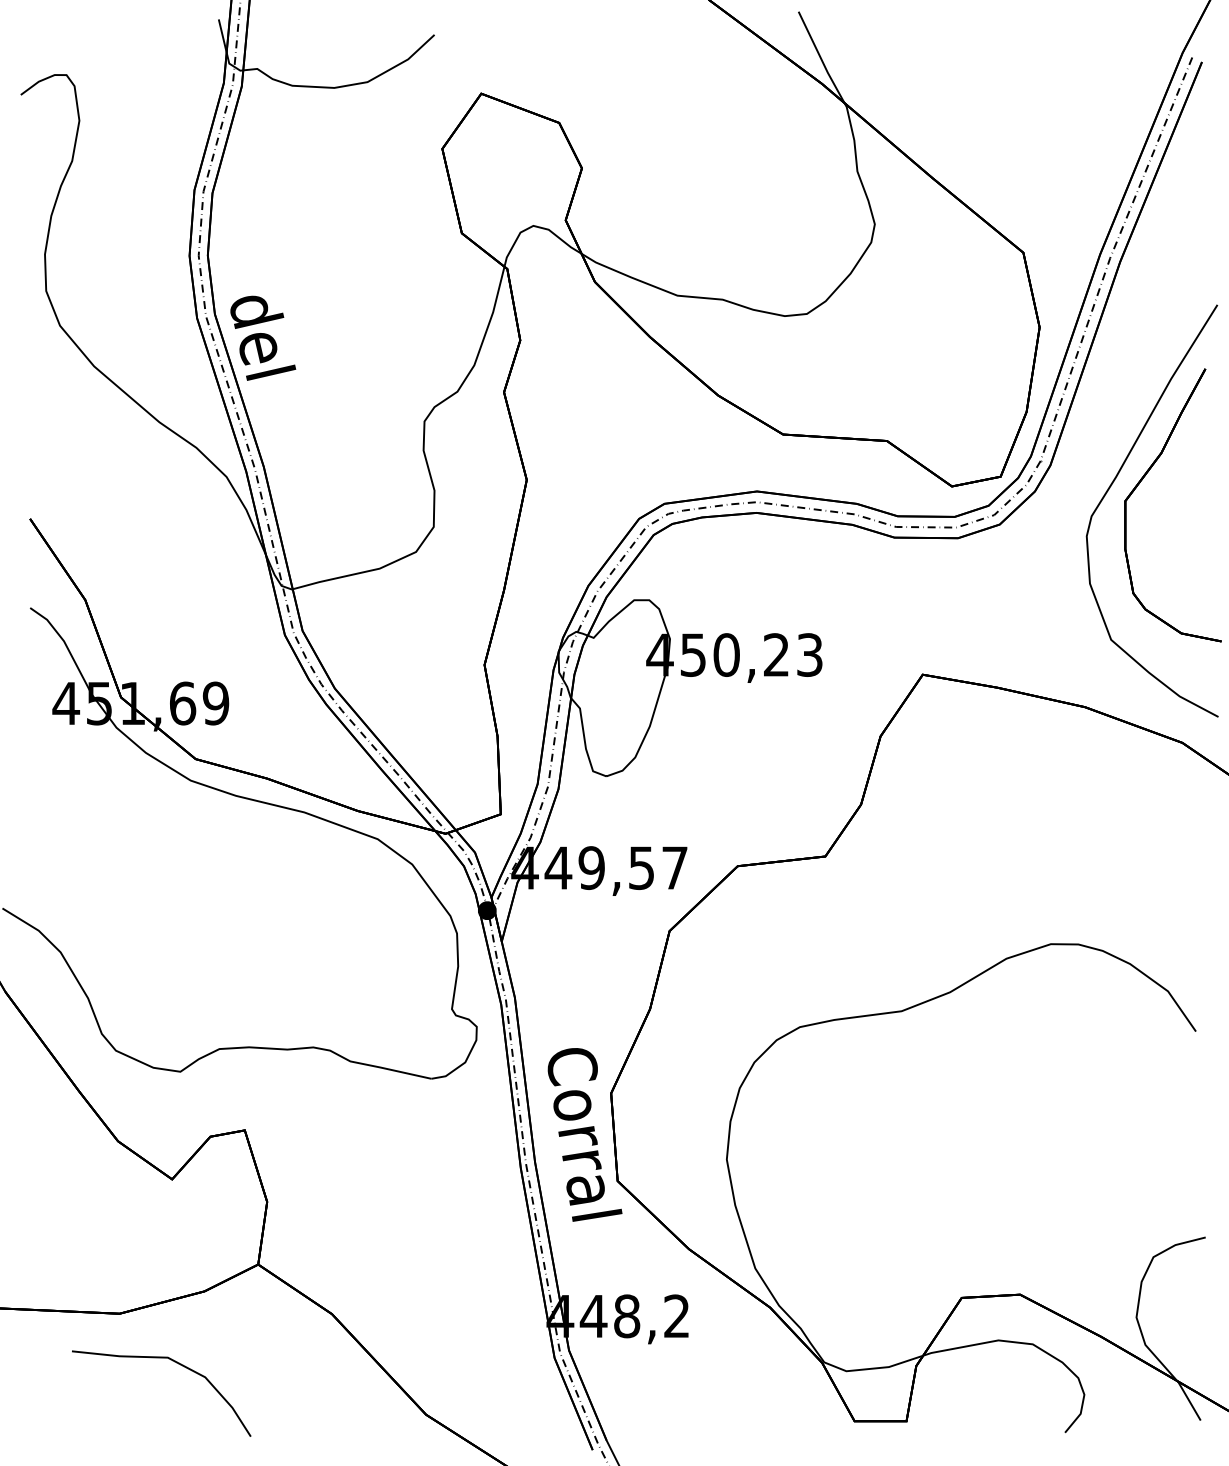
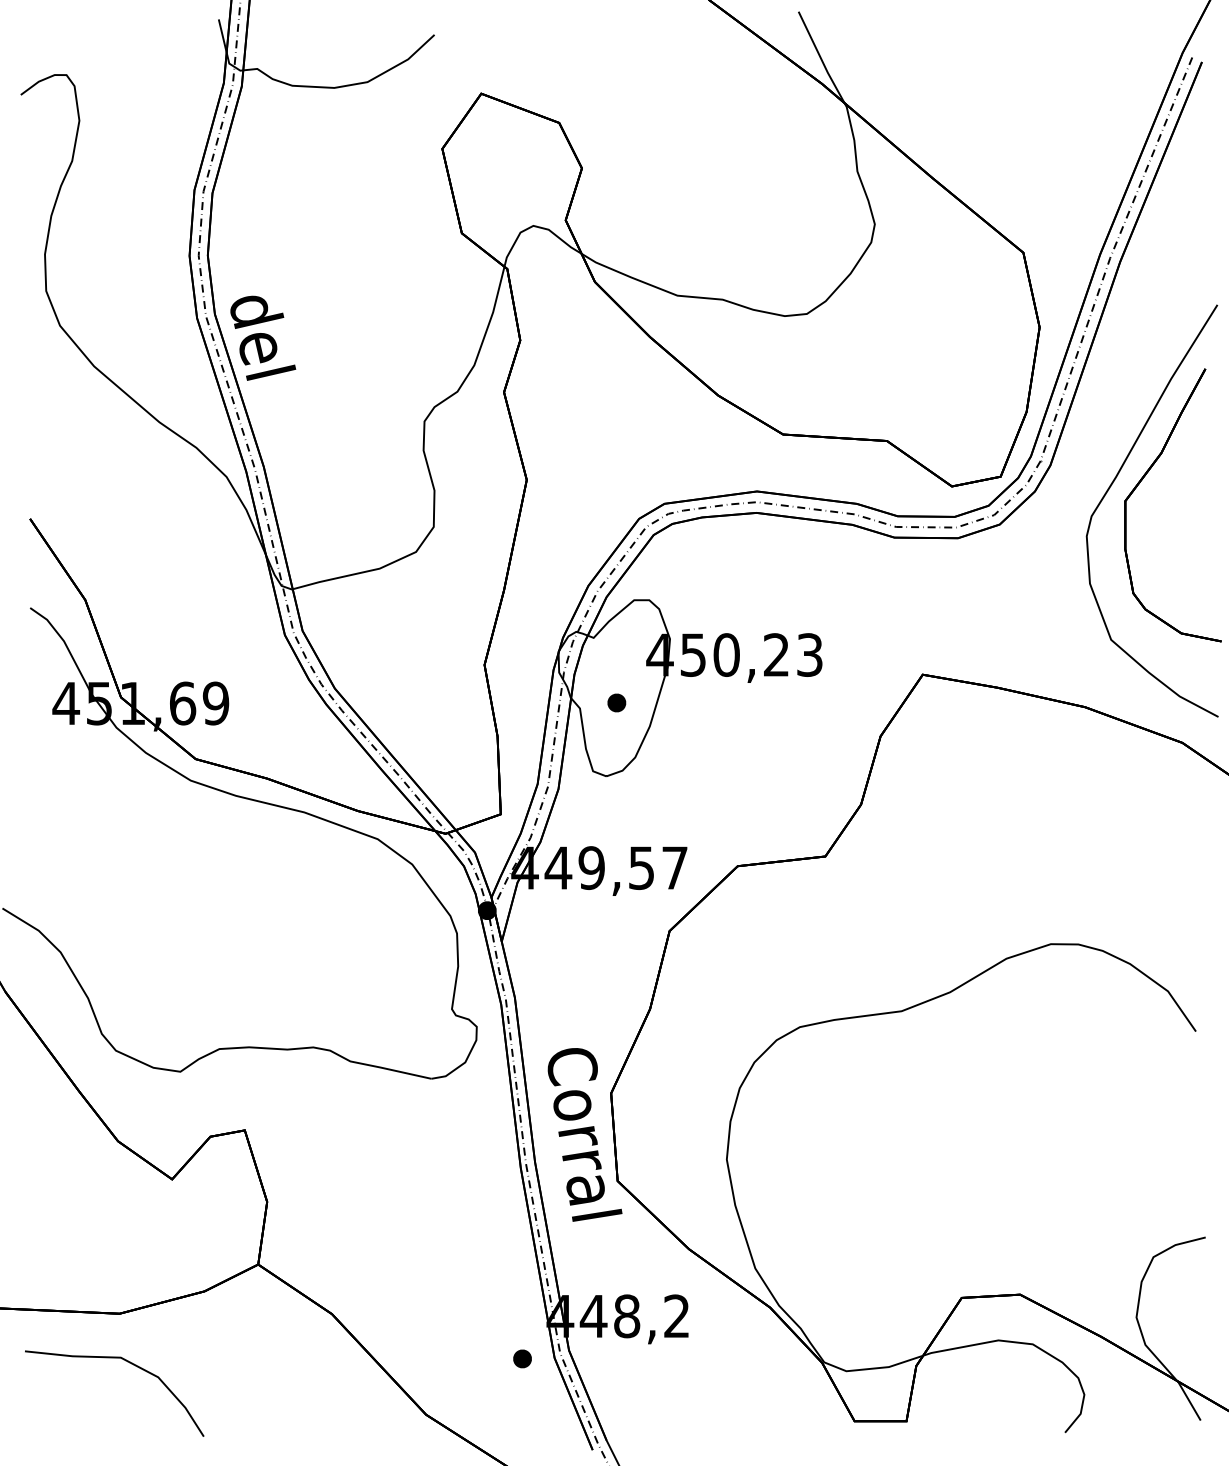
part: none -> present (616, 702)
part: none -> present (522, 1358)
curve position: (176, 1363) -> (129, 1363) (129, 1363)
